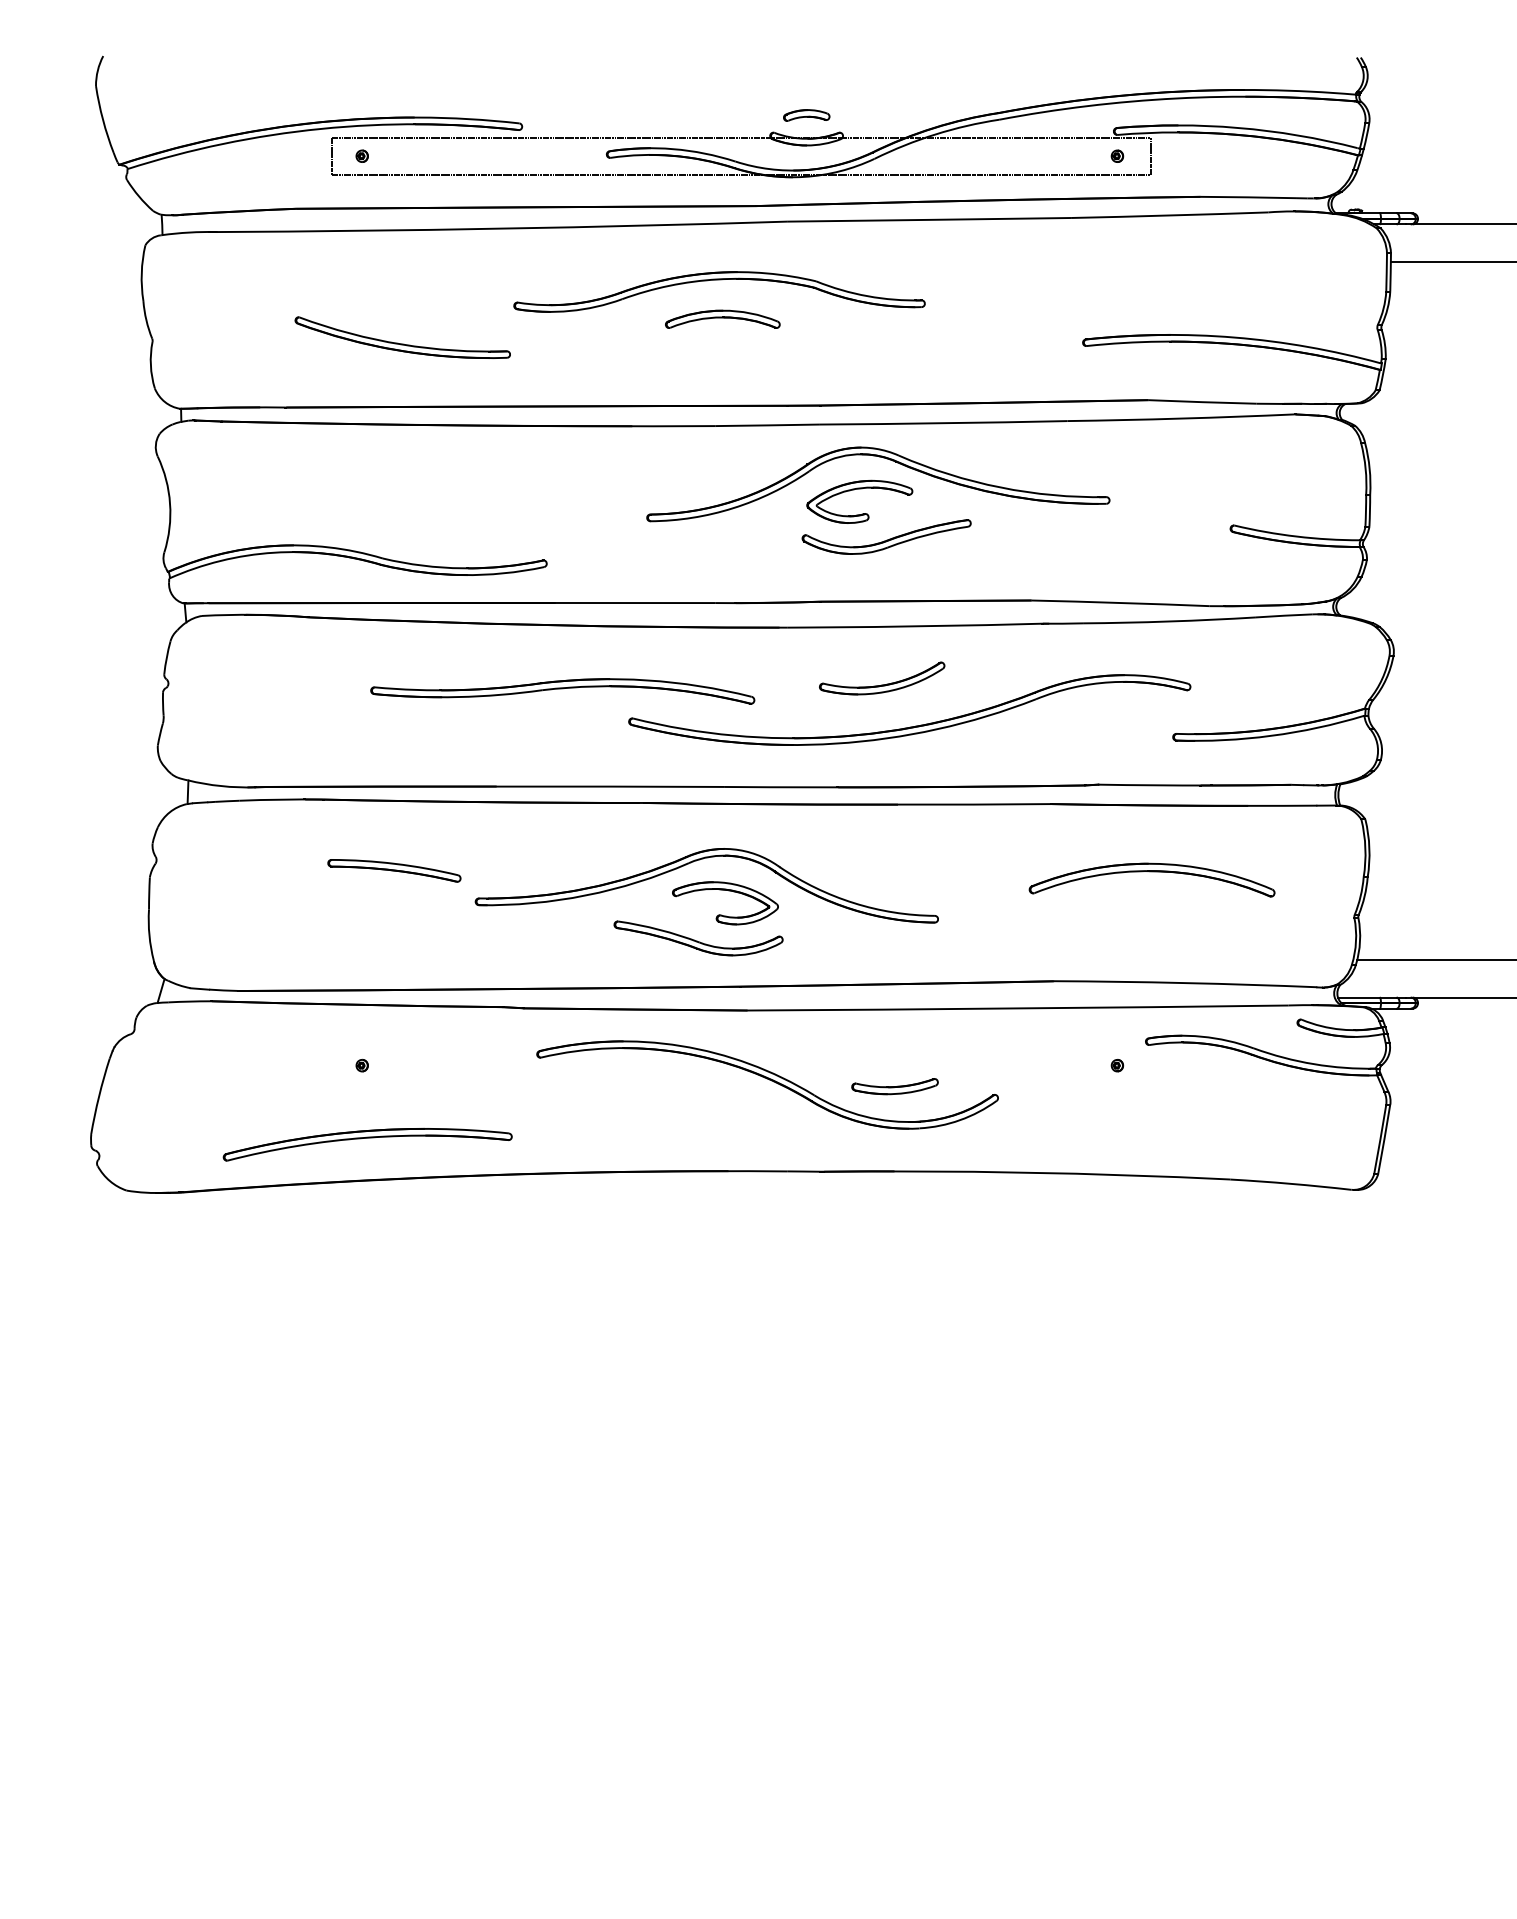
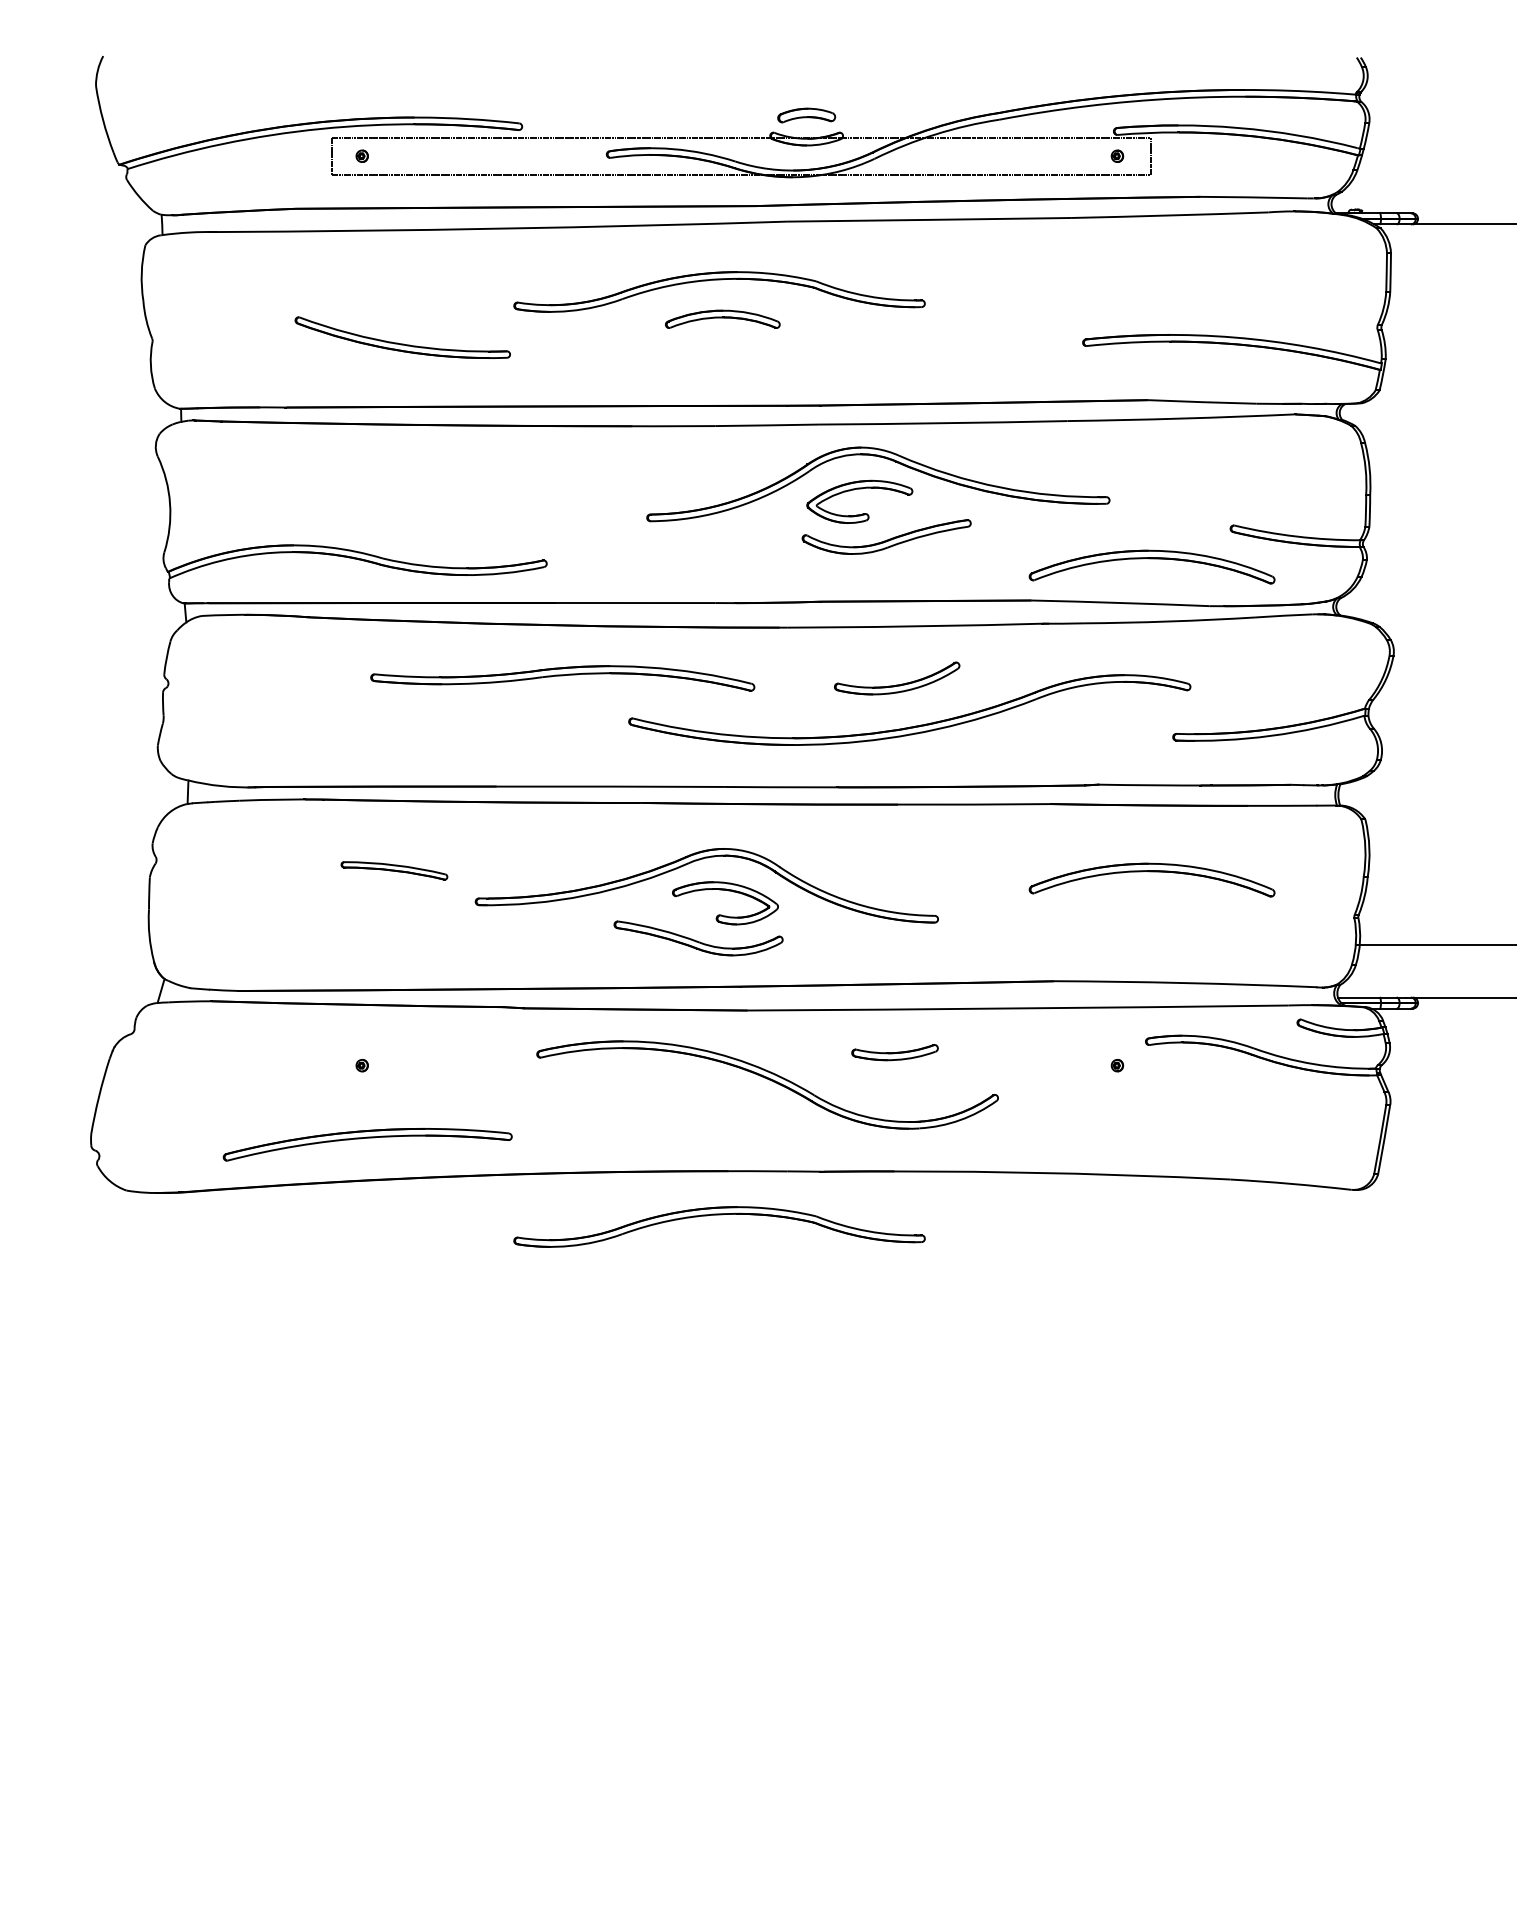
part size: 48x13 px -> 60x17 px (806, 115)
line: present -> none (1451, 261)
part: none -> present (1151, 559)
part position: (882, 678) -> (897, 678) (897, 678)
part position: (562, 691) -> (562, 678) (562, 678)
part size: 135x24 px -> 109x20 px (394, 870)
line position: (1435, 960) -> (1435, 945) (1435, 945)
part position: (894, 1086) -> (894, 1052) (894, 1052)
part: none -> present (719, 1215)
